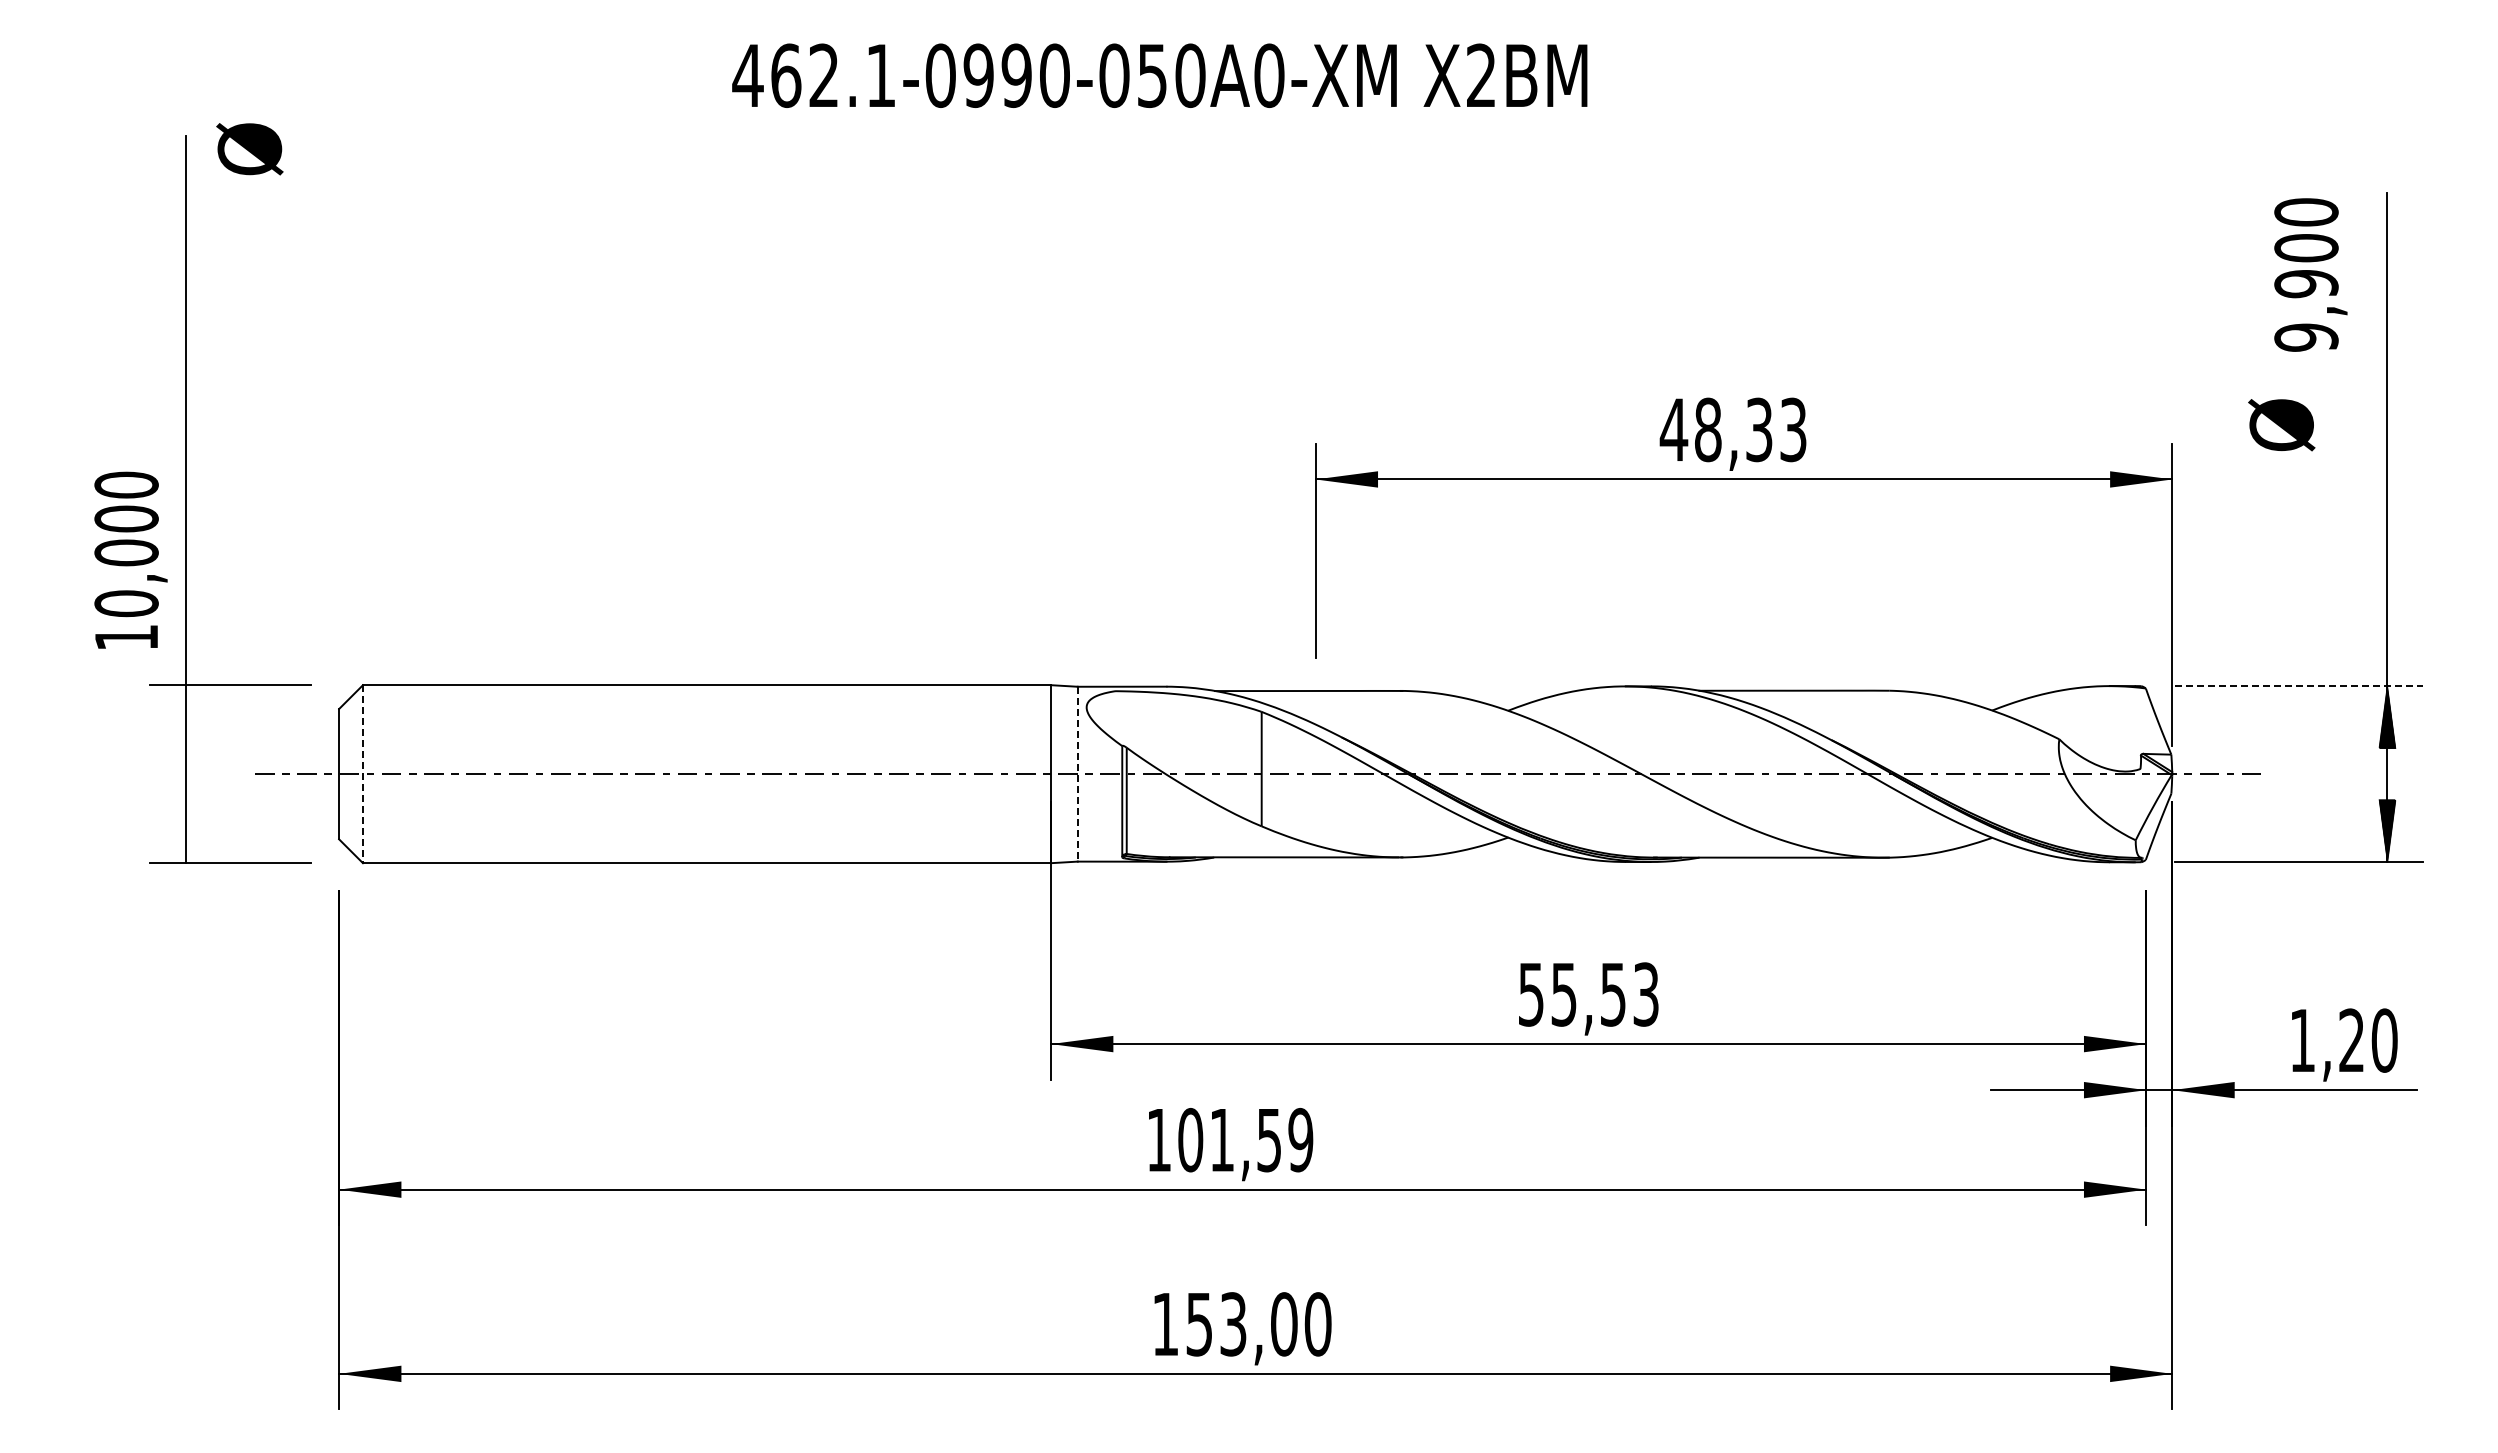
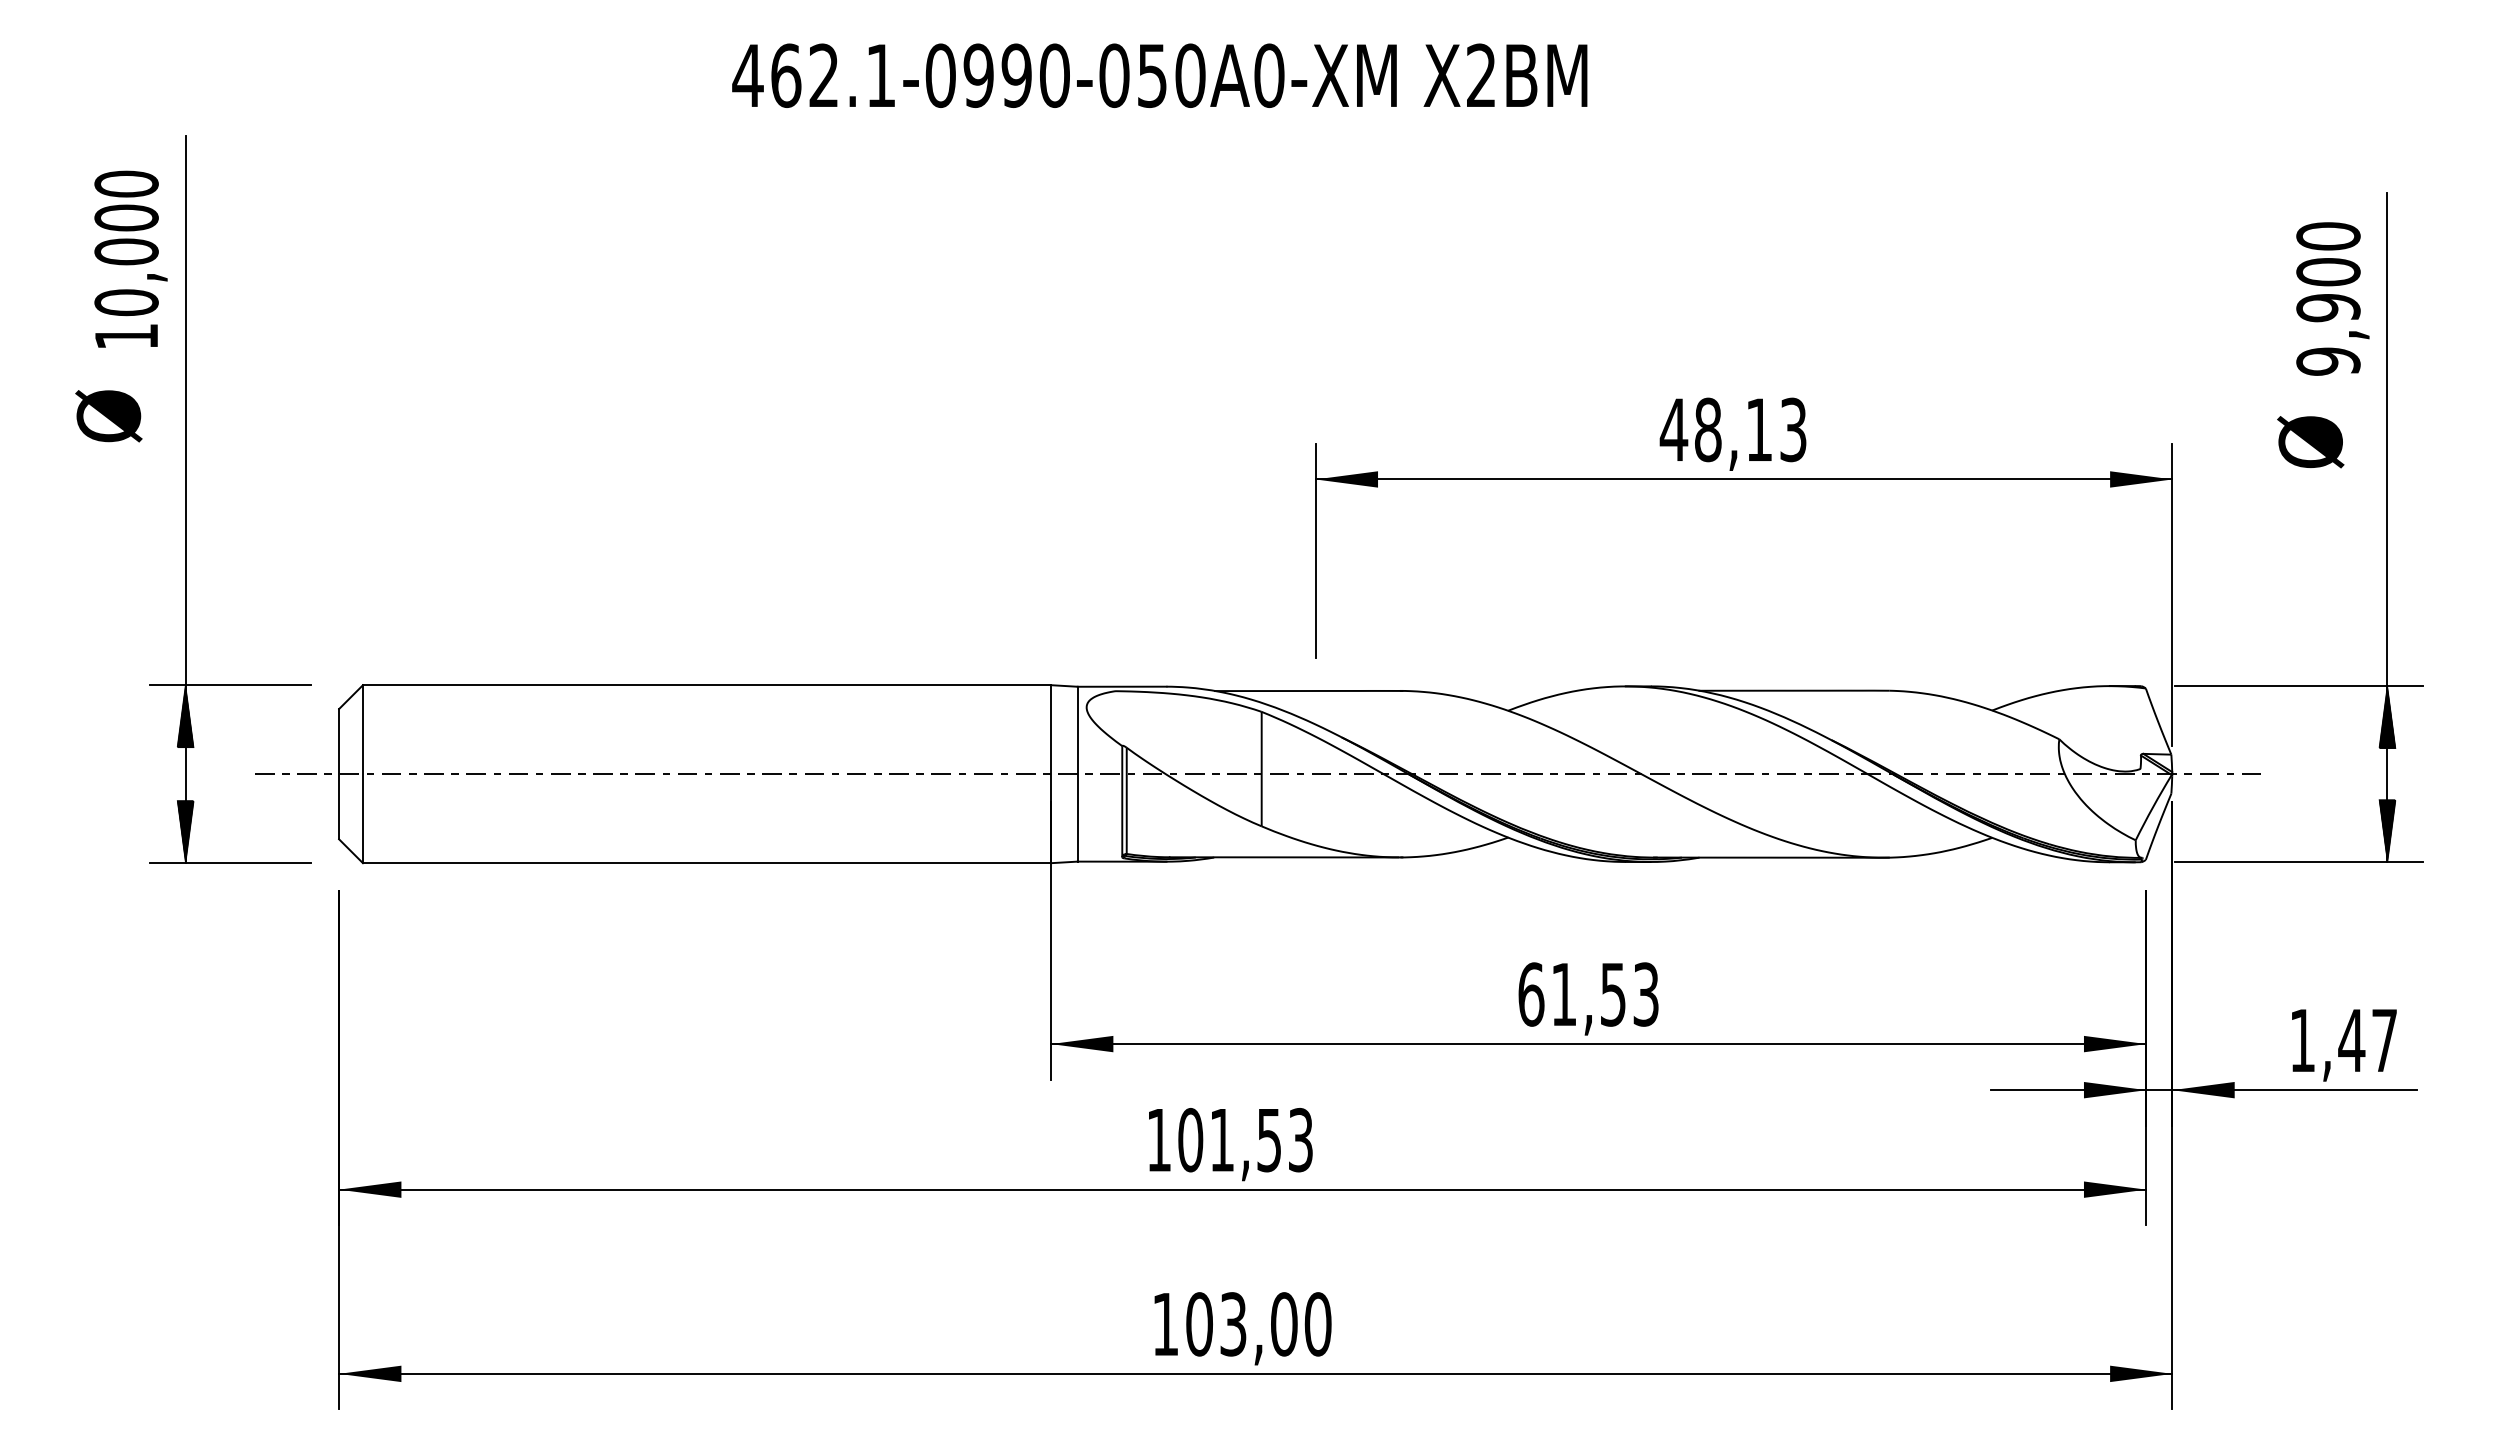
text position: (249, 149) -> (108, 416) (108, 416)
text position: (2310, 274) -> (2332, 298) (2332, 298)
text position: (2281, 425) -> (2310, 442) (2310, 442)
text: 48,33 -> 48,13 (1759, 429)
text position: (130, 559) -> (130, 258) (130, 258)
line: dashed -> solid (2299, 686)
hatch: none -> present (185, 716)
line: dashed -> solid (362, 774)
line: dashed -> solid (1077, 774)
hatch: none -> present (185, 831)
text: 55,53 -> 61,53 (1547, 994)
text: 1,20 -> 1,47 (2367, 1040)
text: 101,59 -> 101,53 (1300, 1140)
text: 153,00 -> 103,00 (1199, 1324)
